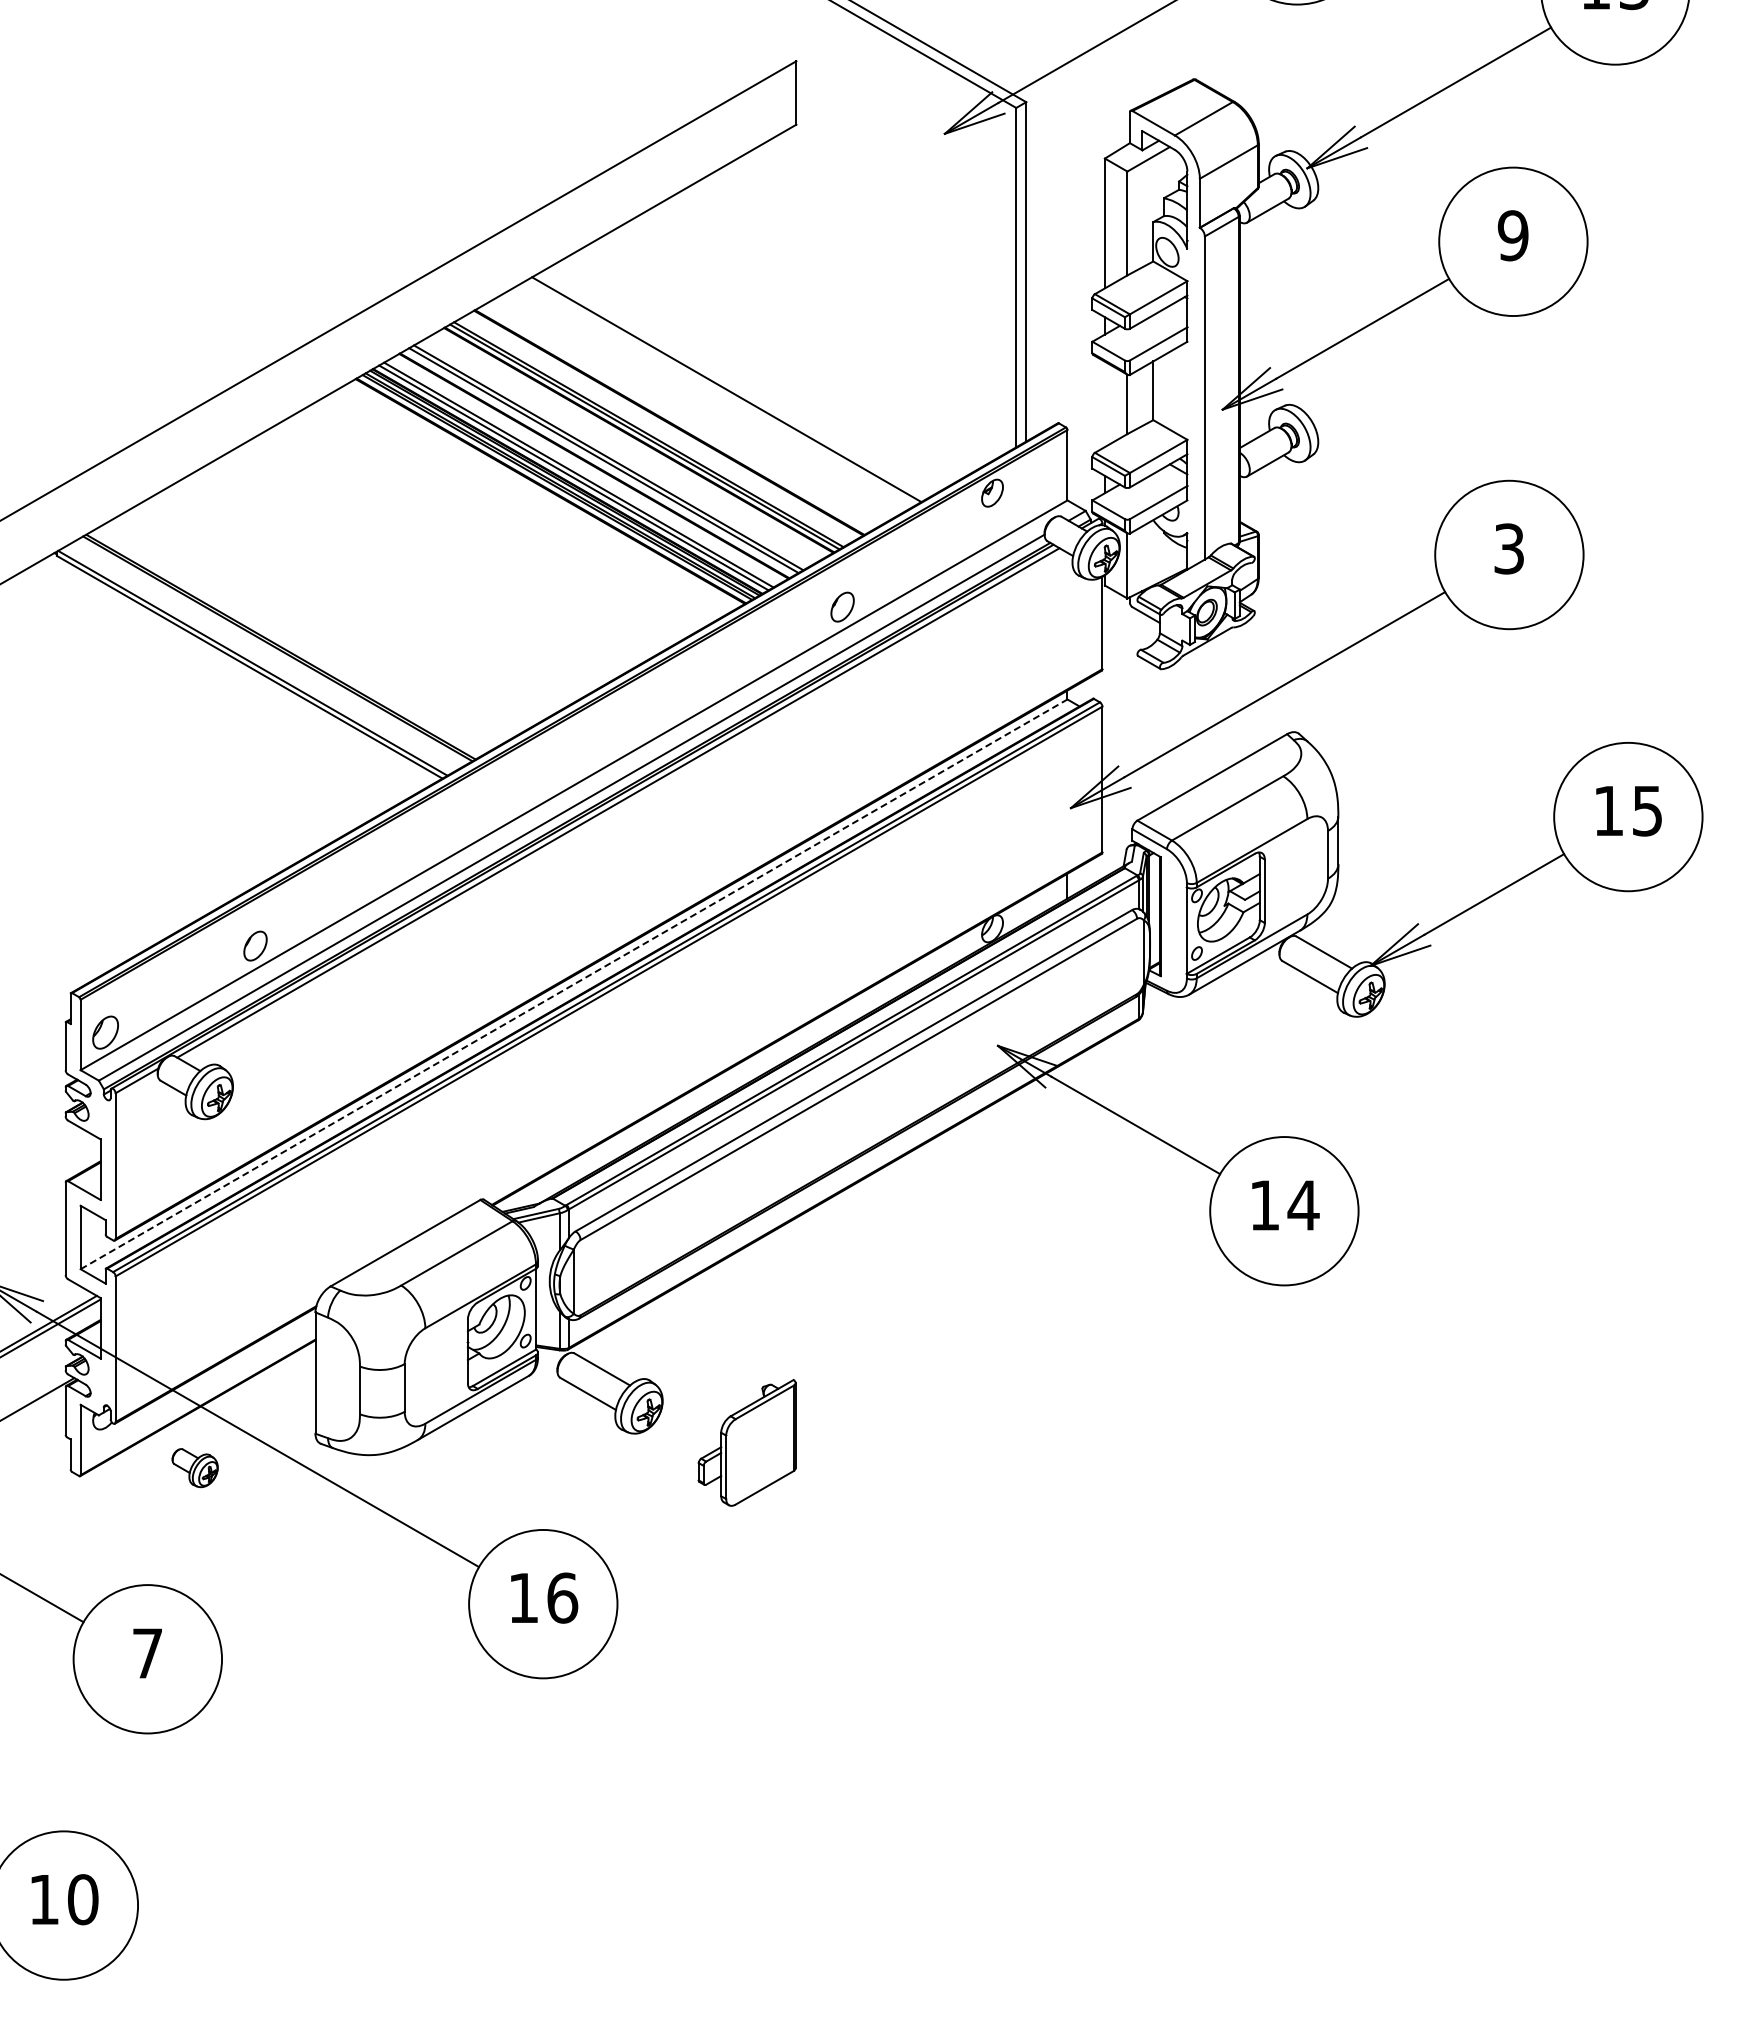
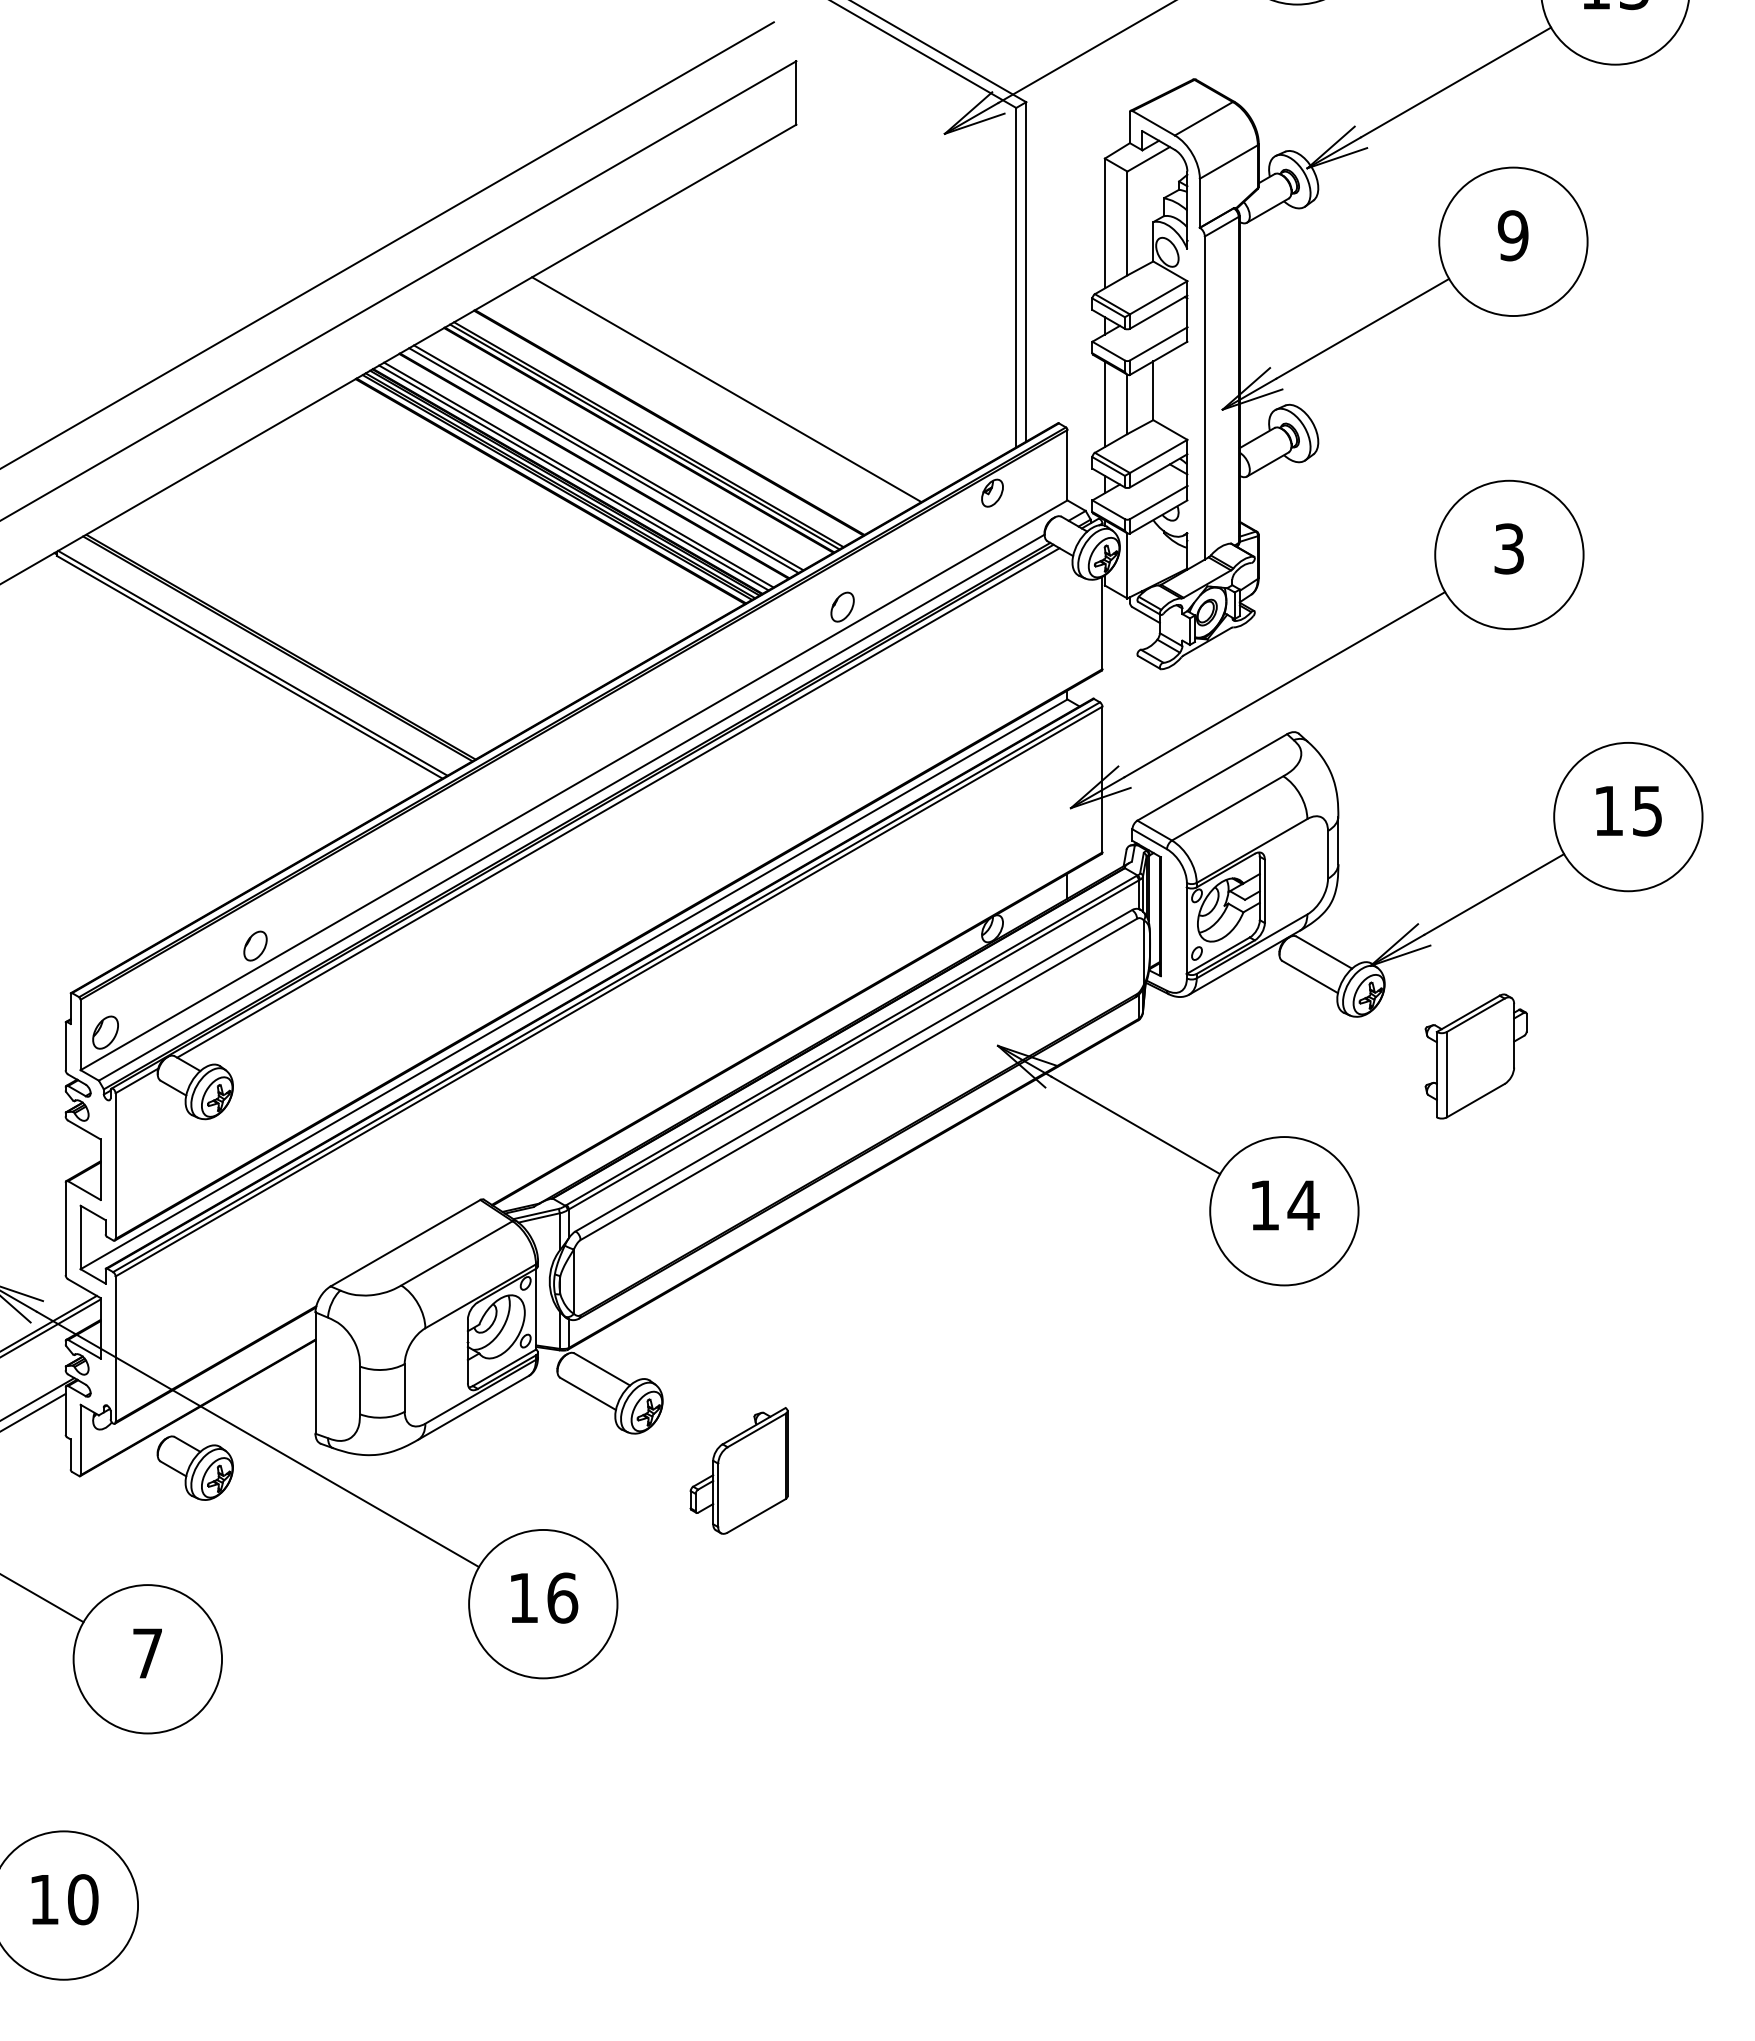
line: none -> present (387, 244)
line: none -> present (1104, 404)
line: dashed -> solid (574, 984)
part: none -> present (1475, 1056)
line: none -> present (33, 1411)
part position: (746, 1442) -> (738, 1470) (738, 1470)
part size: 48x41 px -> 78x66 px (194, 1467)
